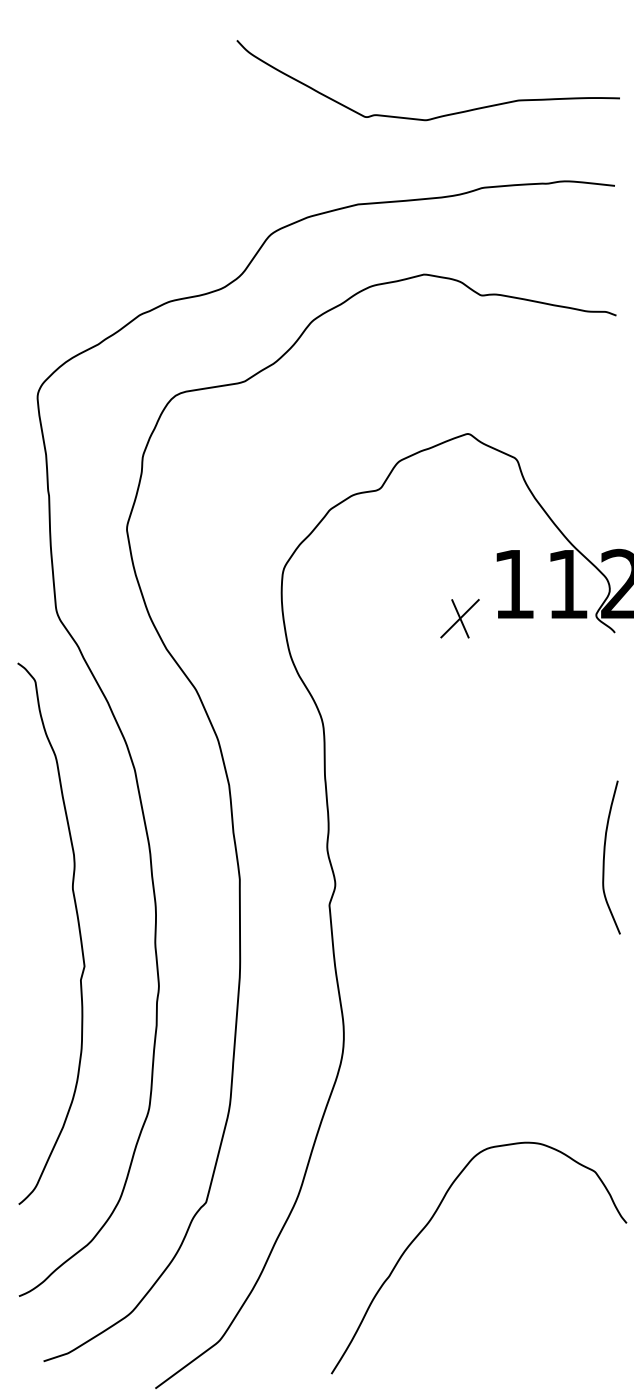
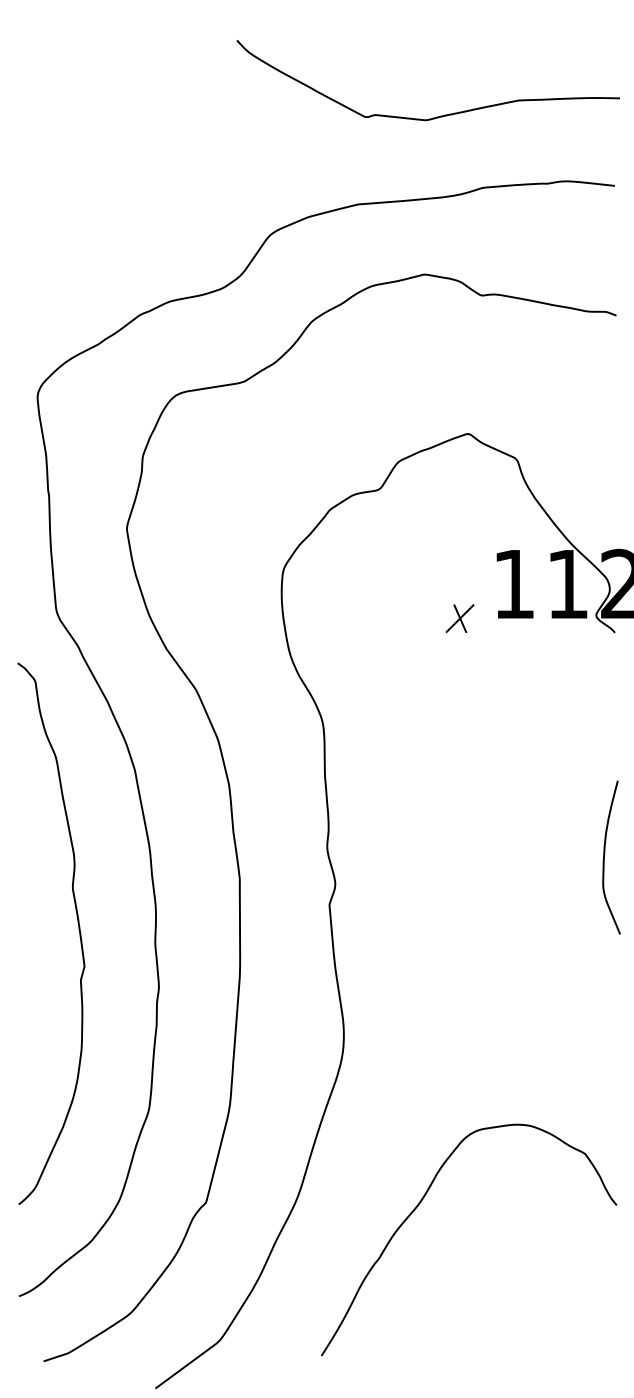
part size: 40x40 px -> 30x29 px (459, 618)
curve position: (429, 1223) -> (419, 1205) (419, 1205)
